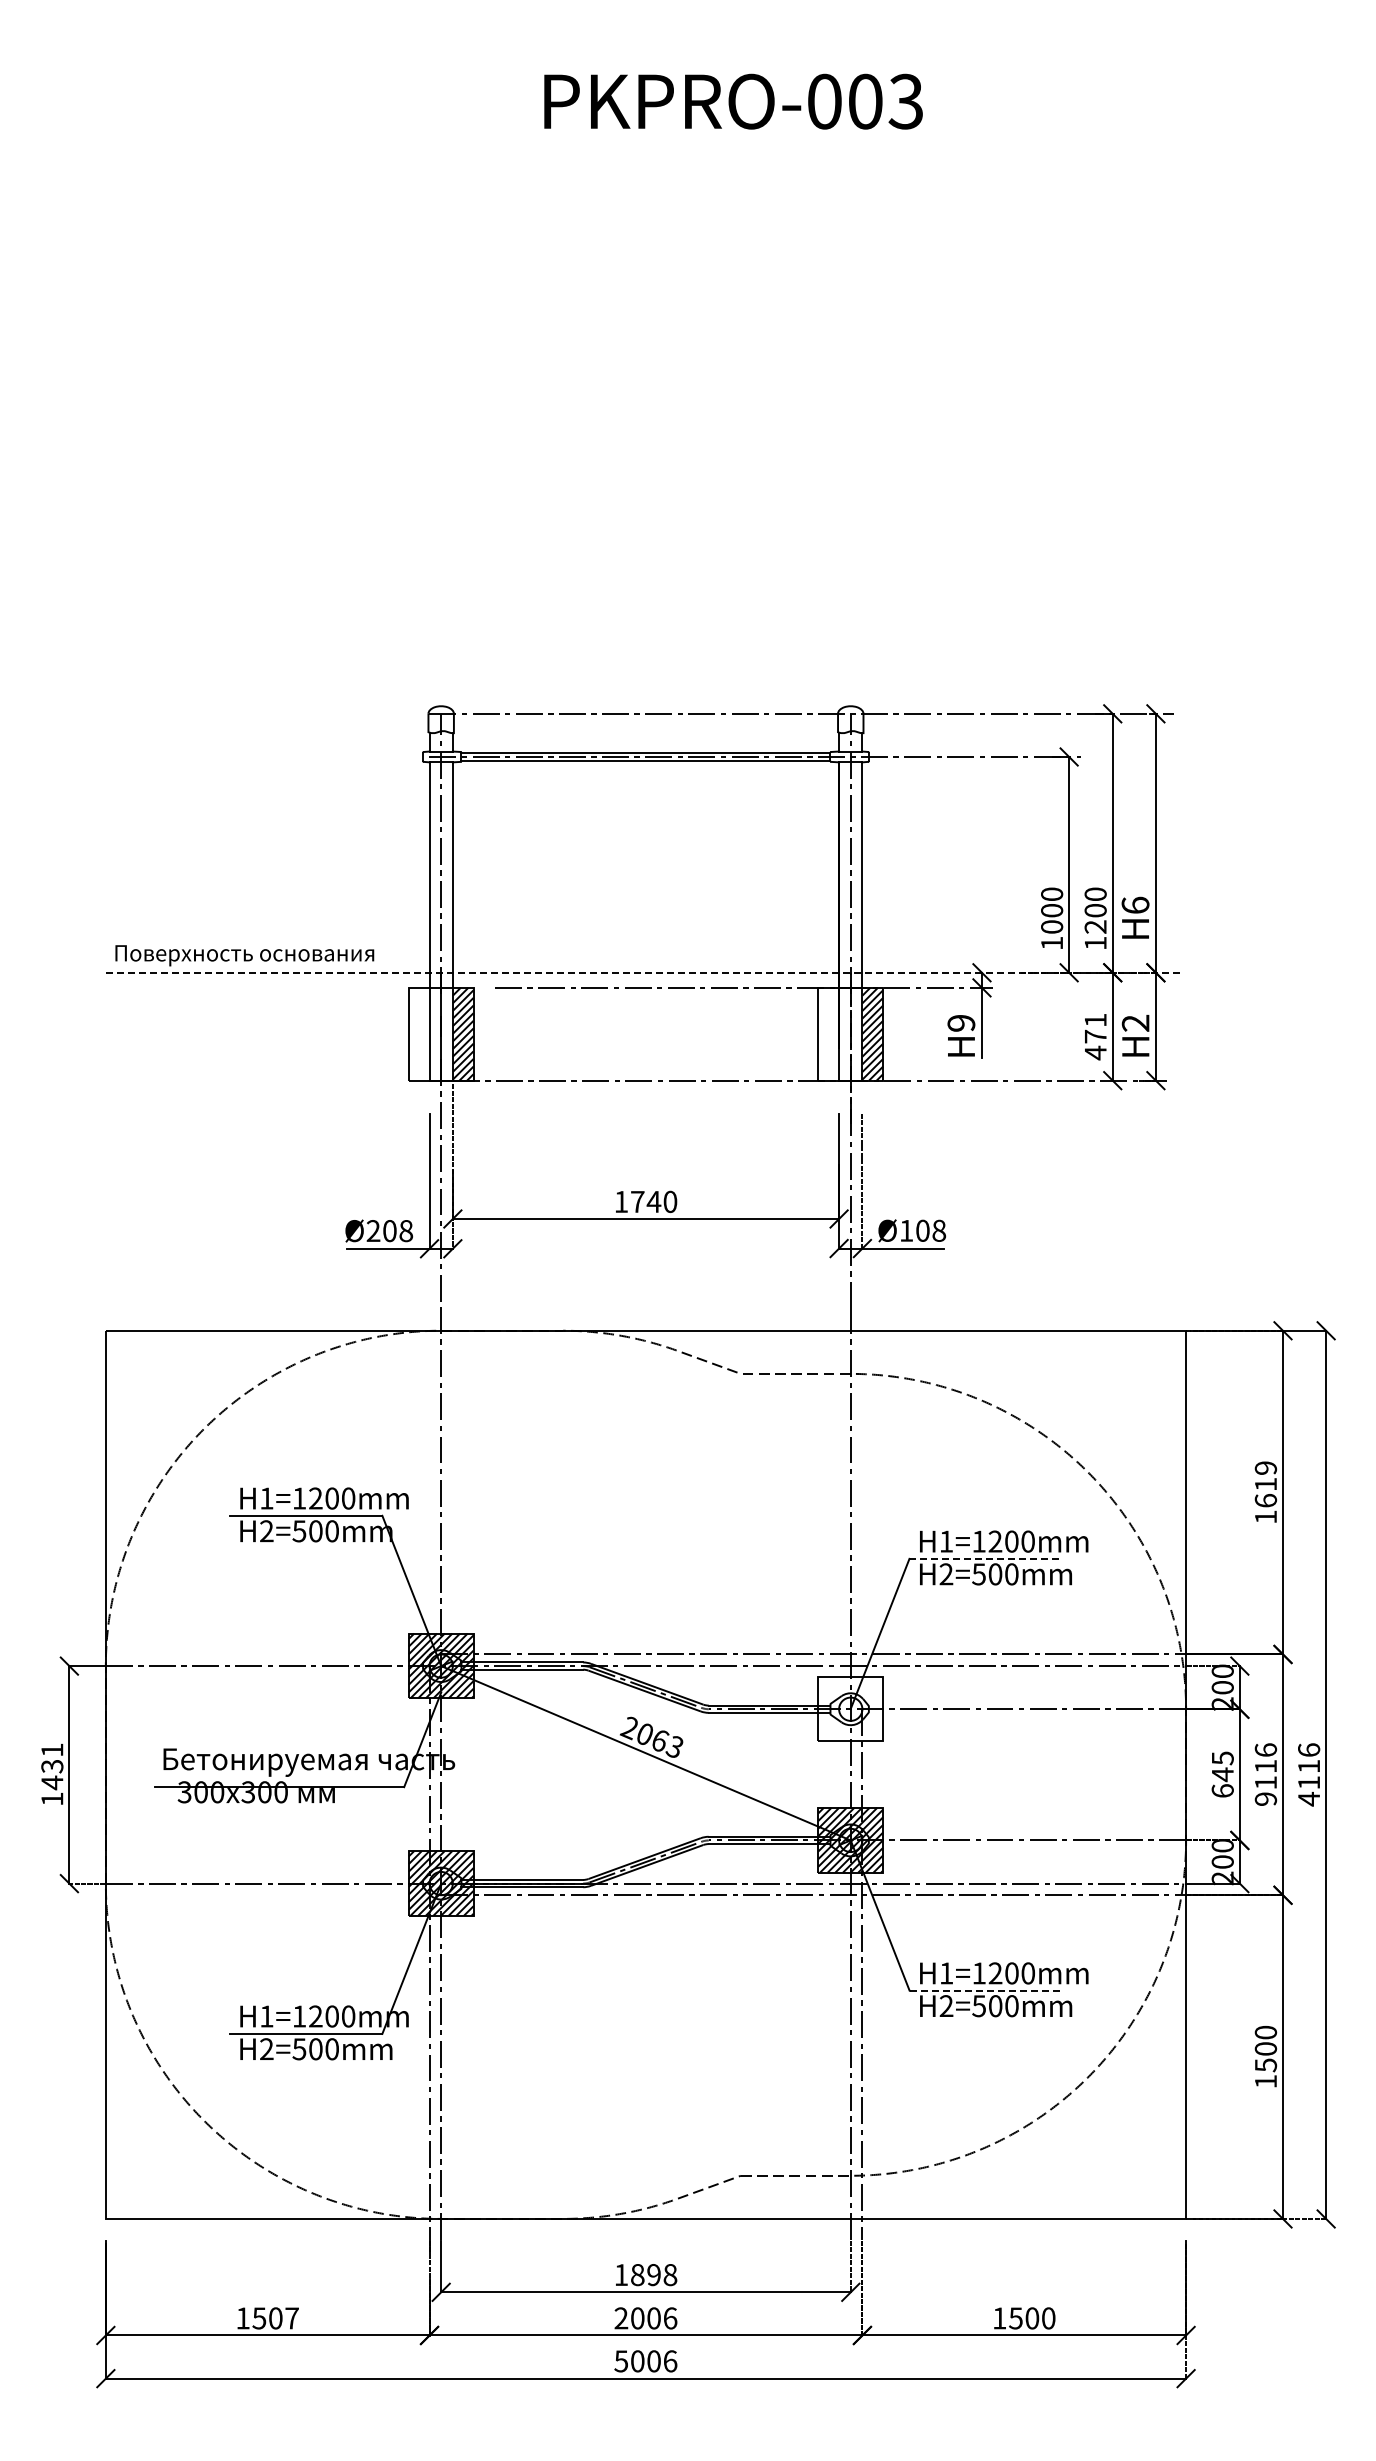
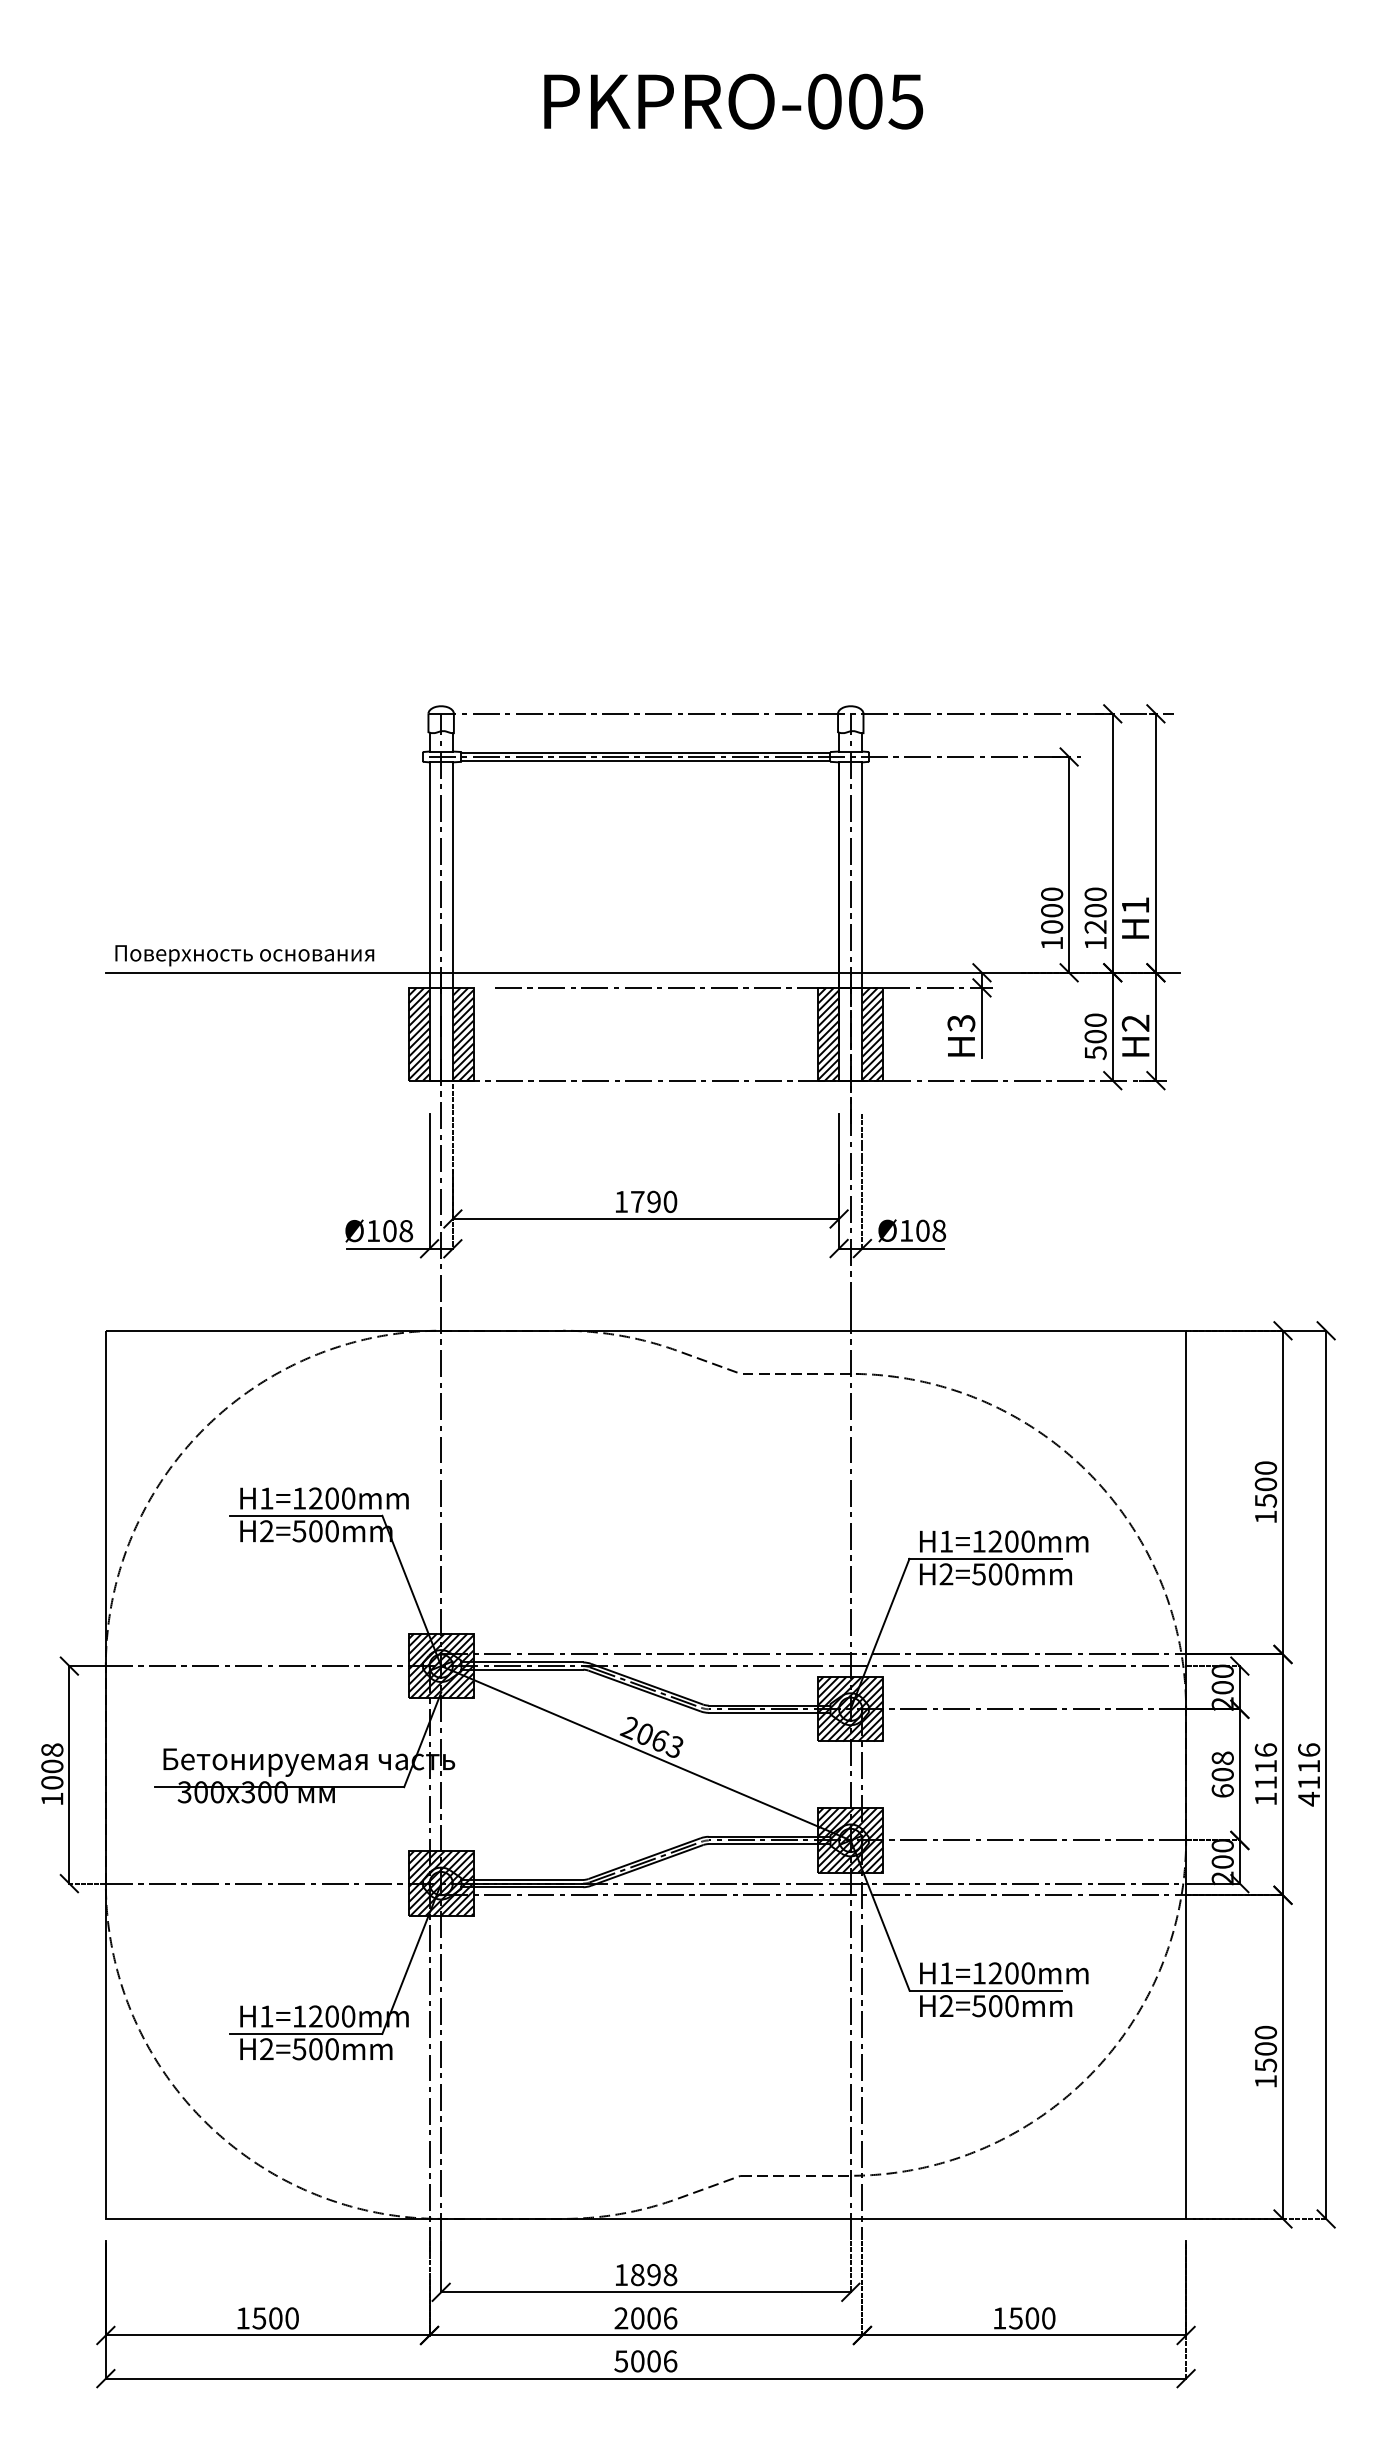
text: PKPRO-003 -> PKPRO-005 (905, 101)
text: H6 -> H1 (1135, 904)
line: dashed -> solid (643, 972)
text: H9 -> H3 (961, 1023)
hatch: none -> present (418, 1033)
hatch: none -> present (828, 1033)
text: 471 -> 500 (1095, 1036)
text: 1740 -> 1790 (653, 1201)
text: Ø208 -> Ø108 (373, 1230)
text: 1619 -> 1500 (1265, 1484)
line: dashed -> solid (986, 1558)
hatch: none -> present (850, 1708)
text: 1431 -> 1008 (52, 1766)
text: 645 -> 608 (1222, 1766)
text: 9116 -> 1116 (1265, 1798)
line: dashed -> solid (986, 1990)
text: 1507 -> 1500 (291, 2318)
